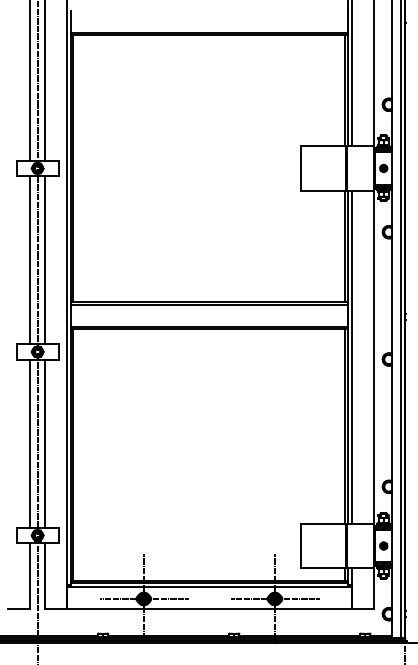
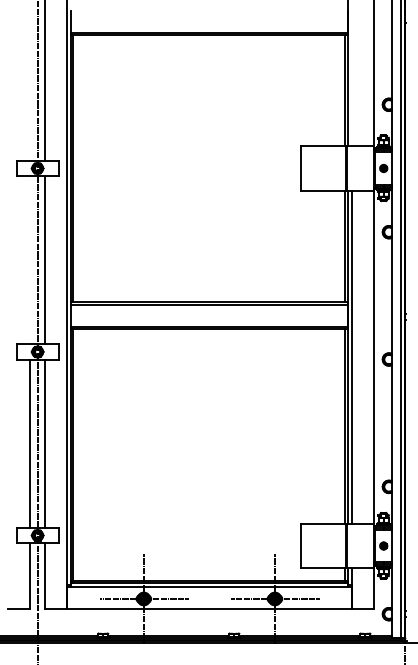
line: present -> none (351, 74)
line: present -> none (30, 81)
line: present -> none (30, 260)
